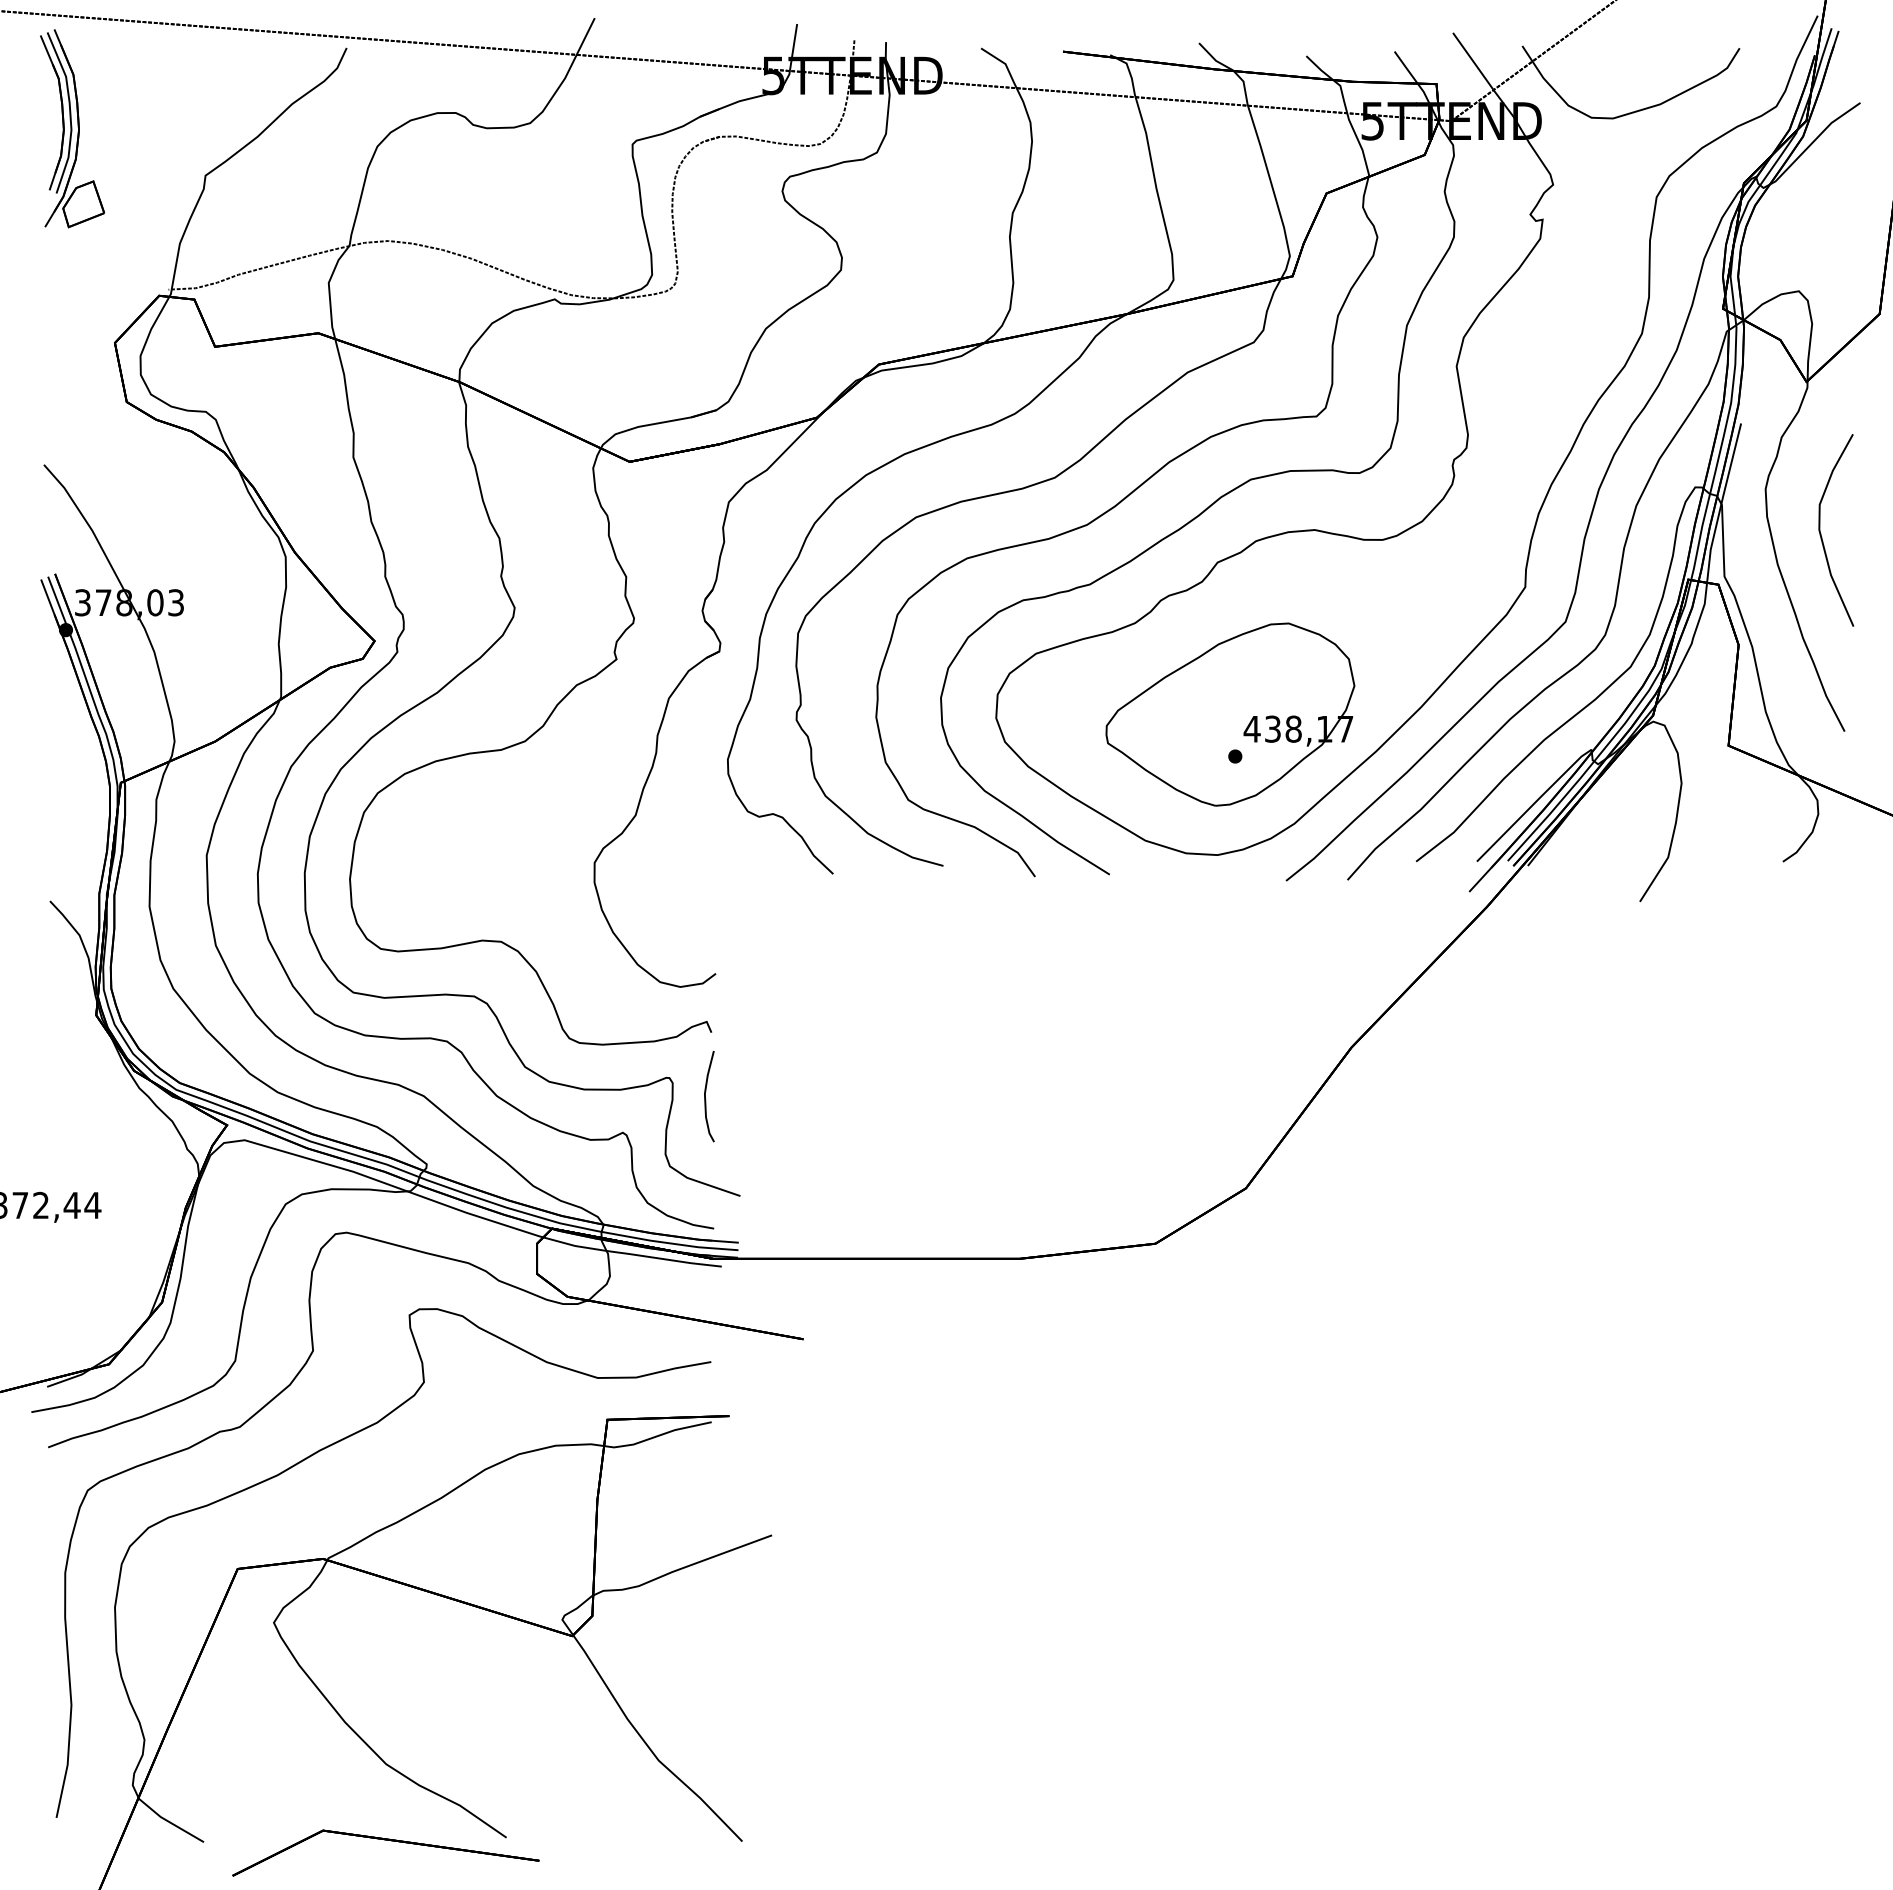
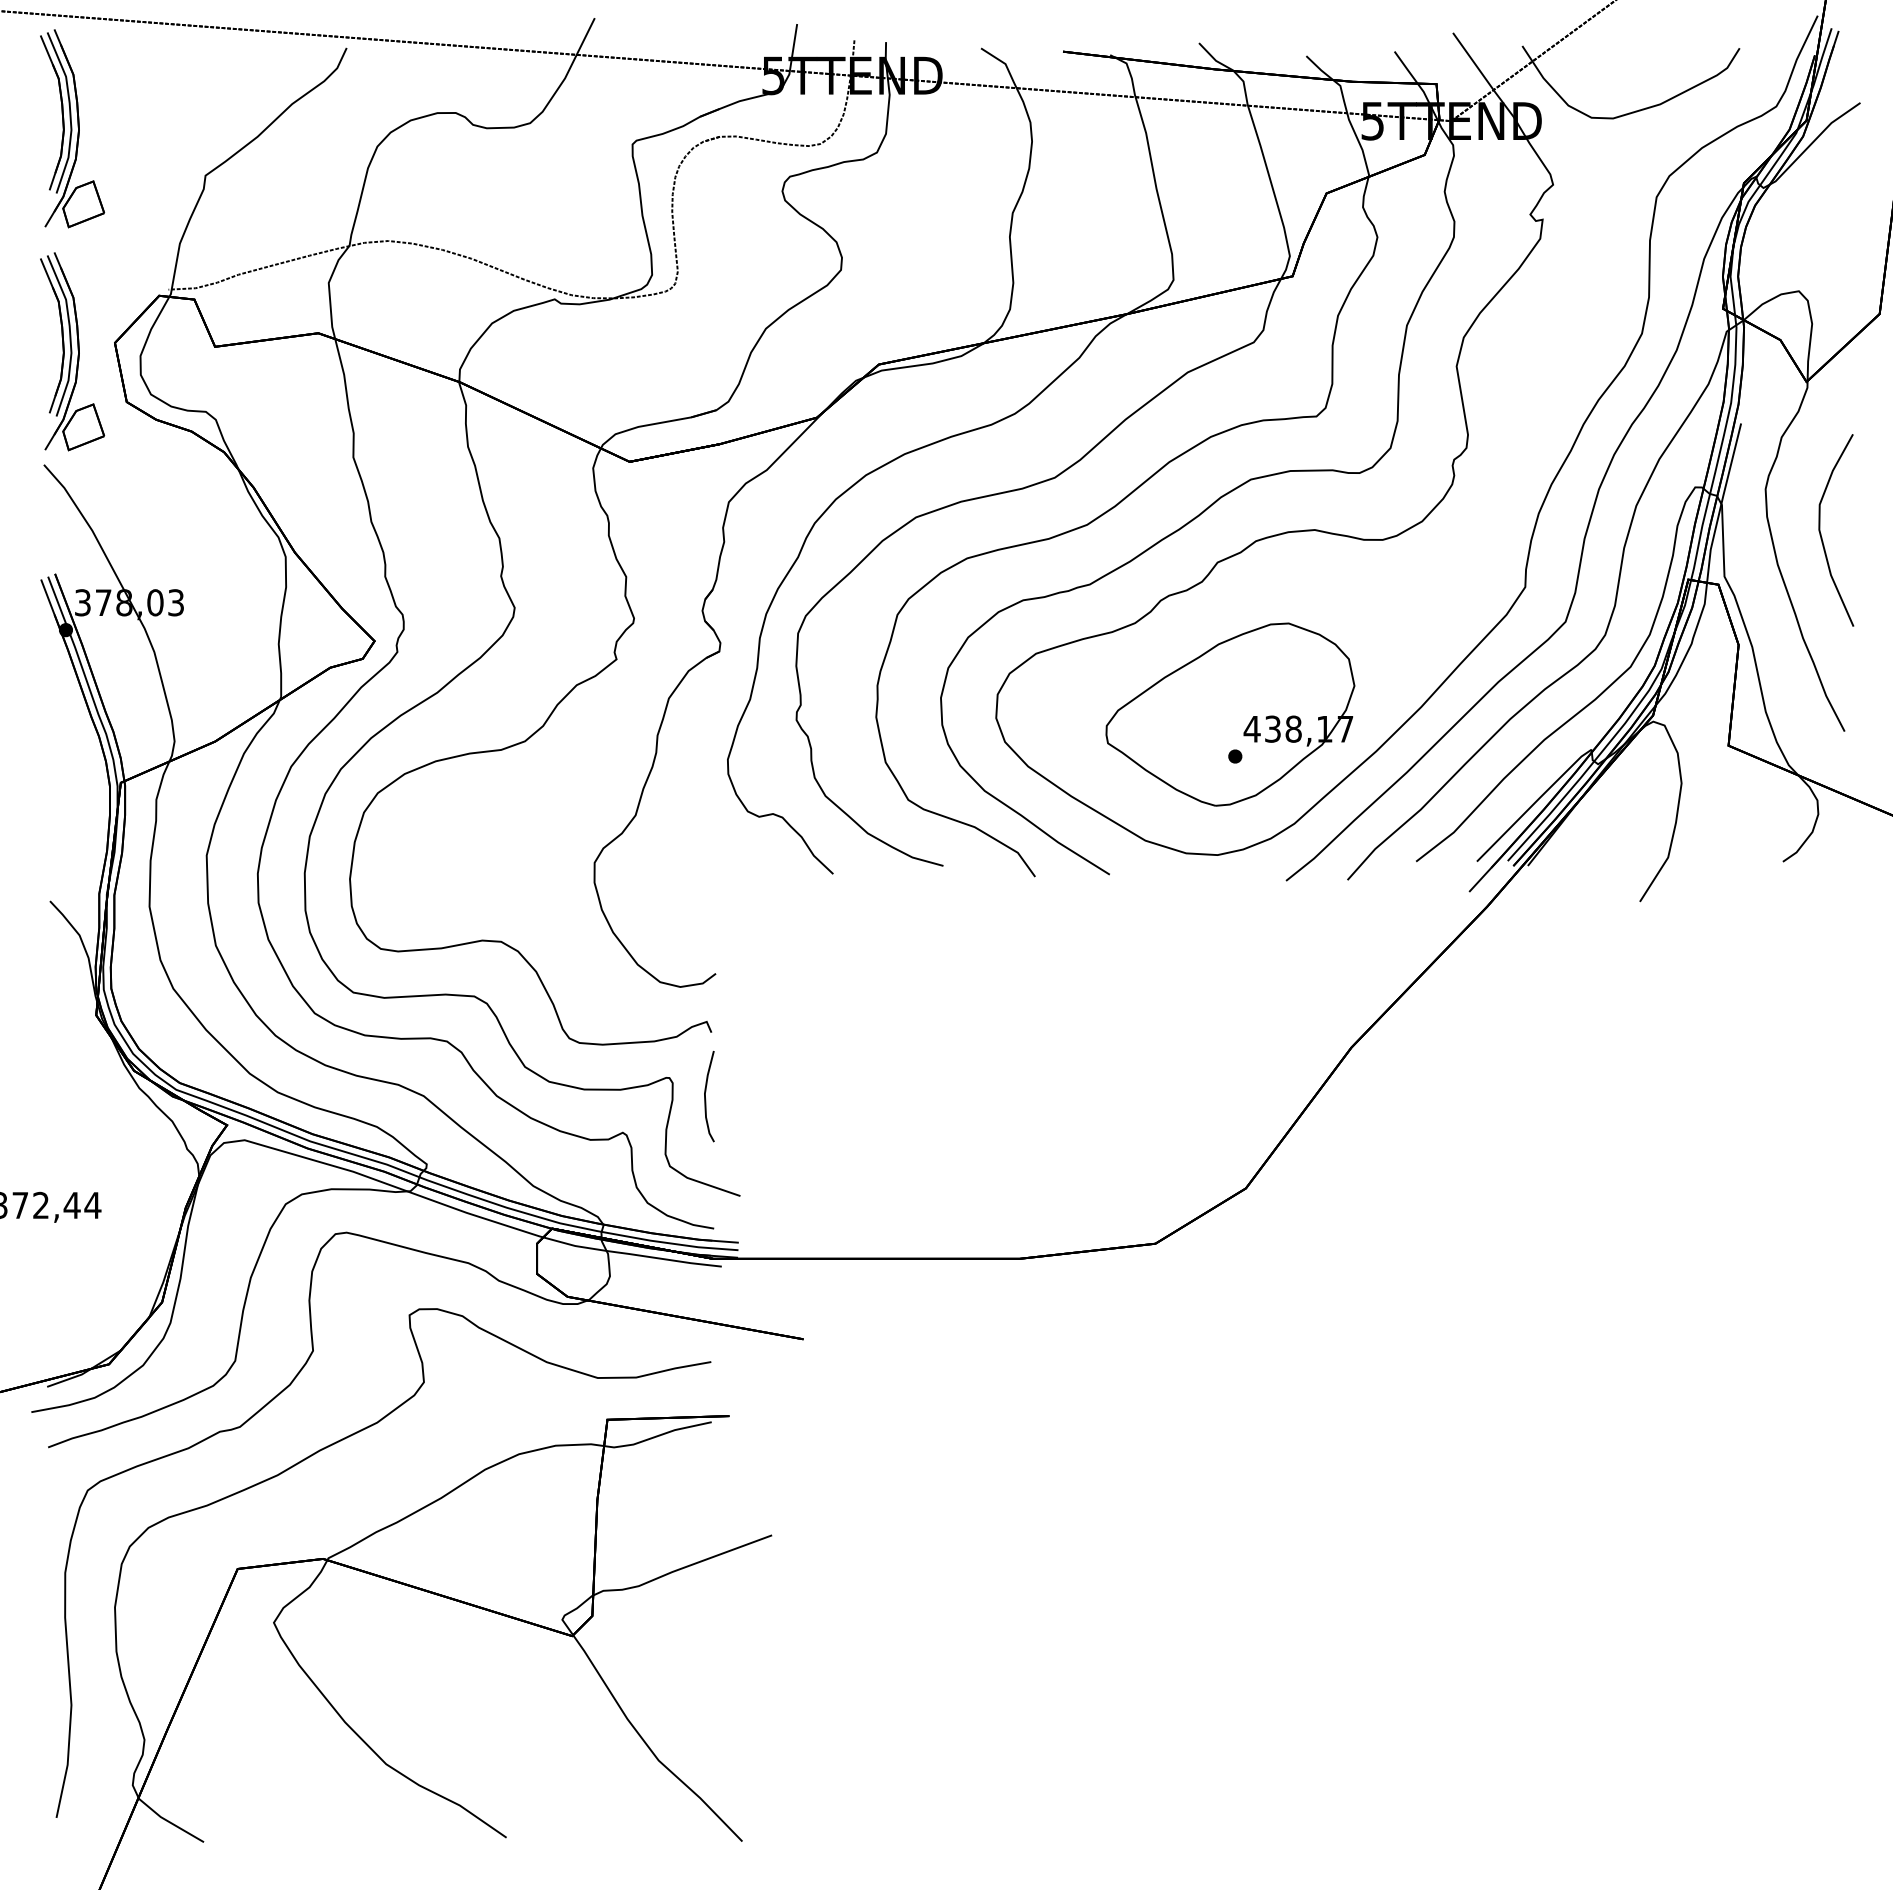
part: none -> present (72, 351)
part: present -> none (385, 1840)
